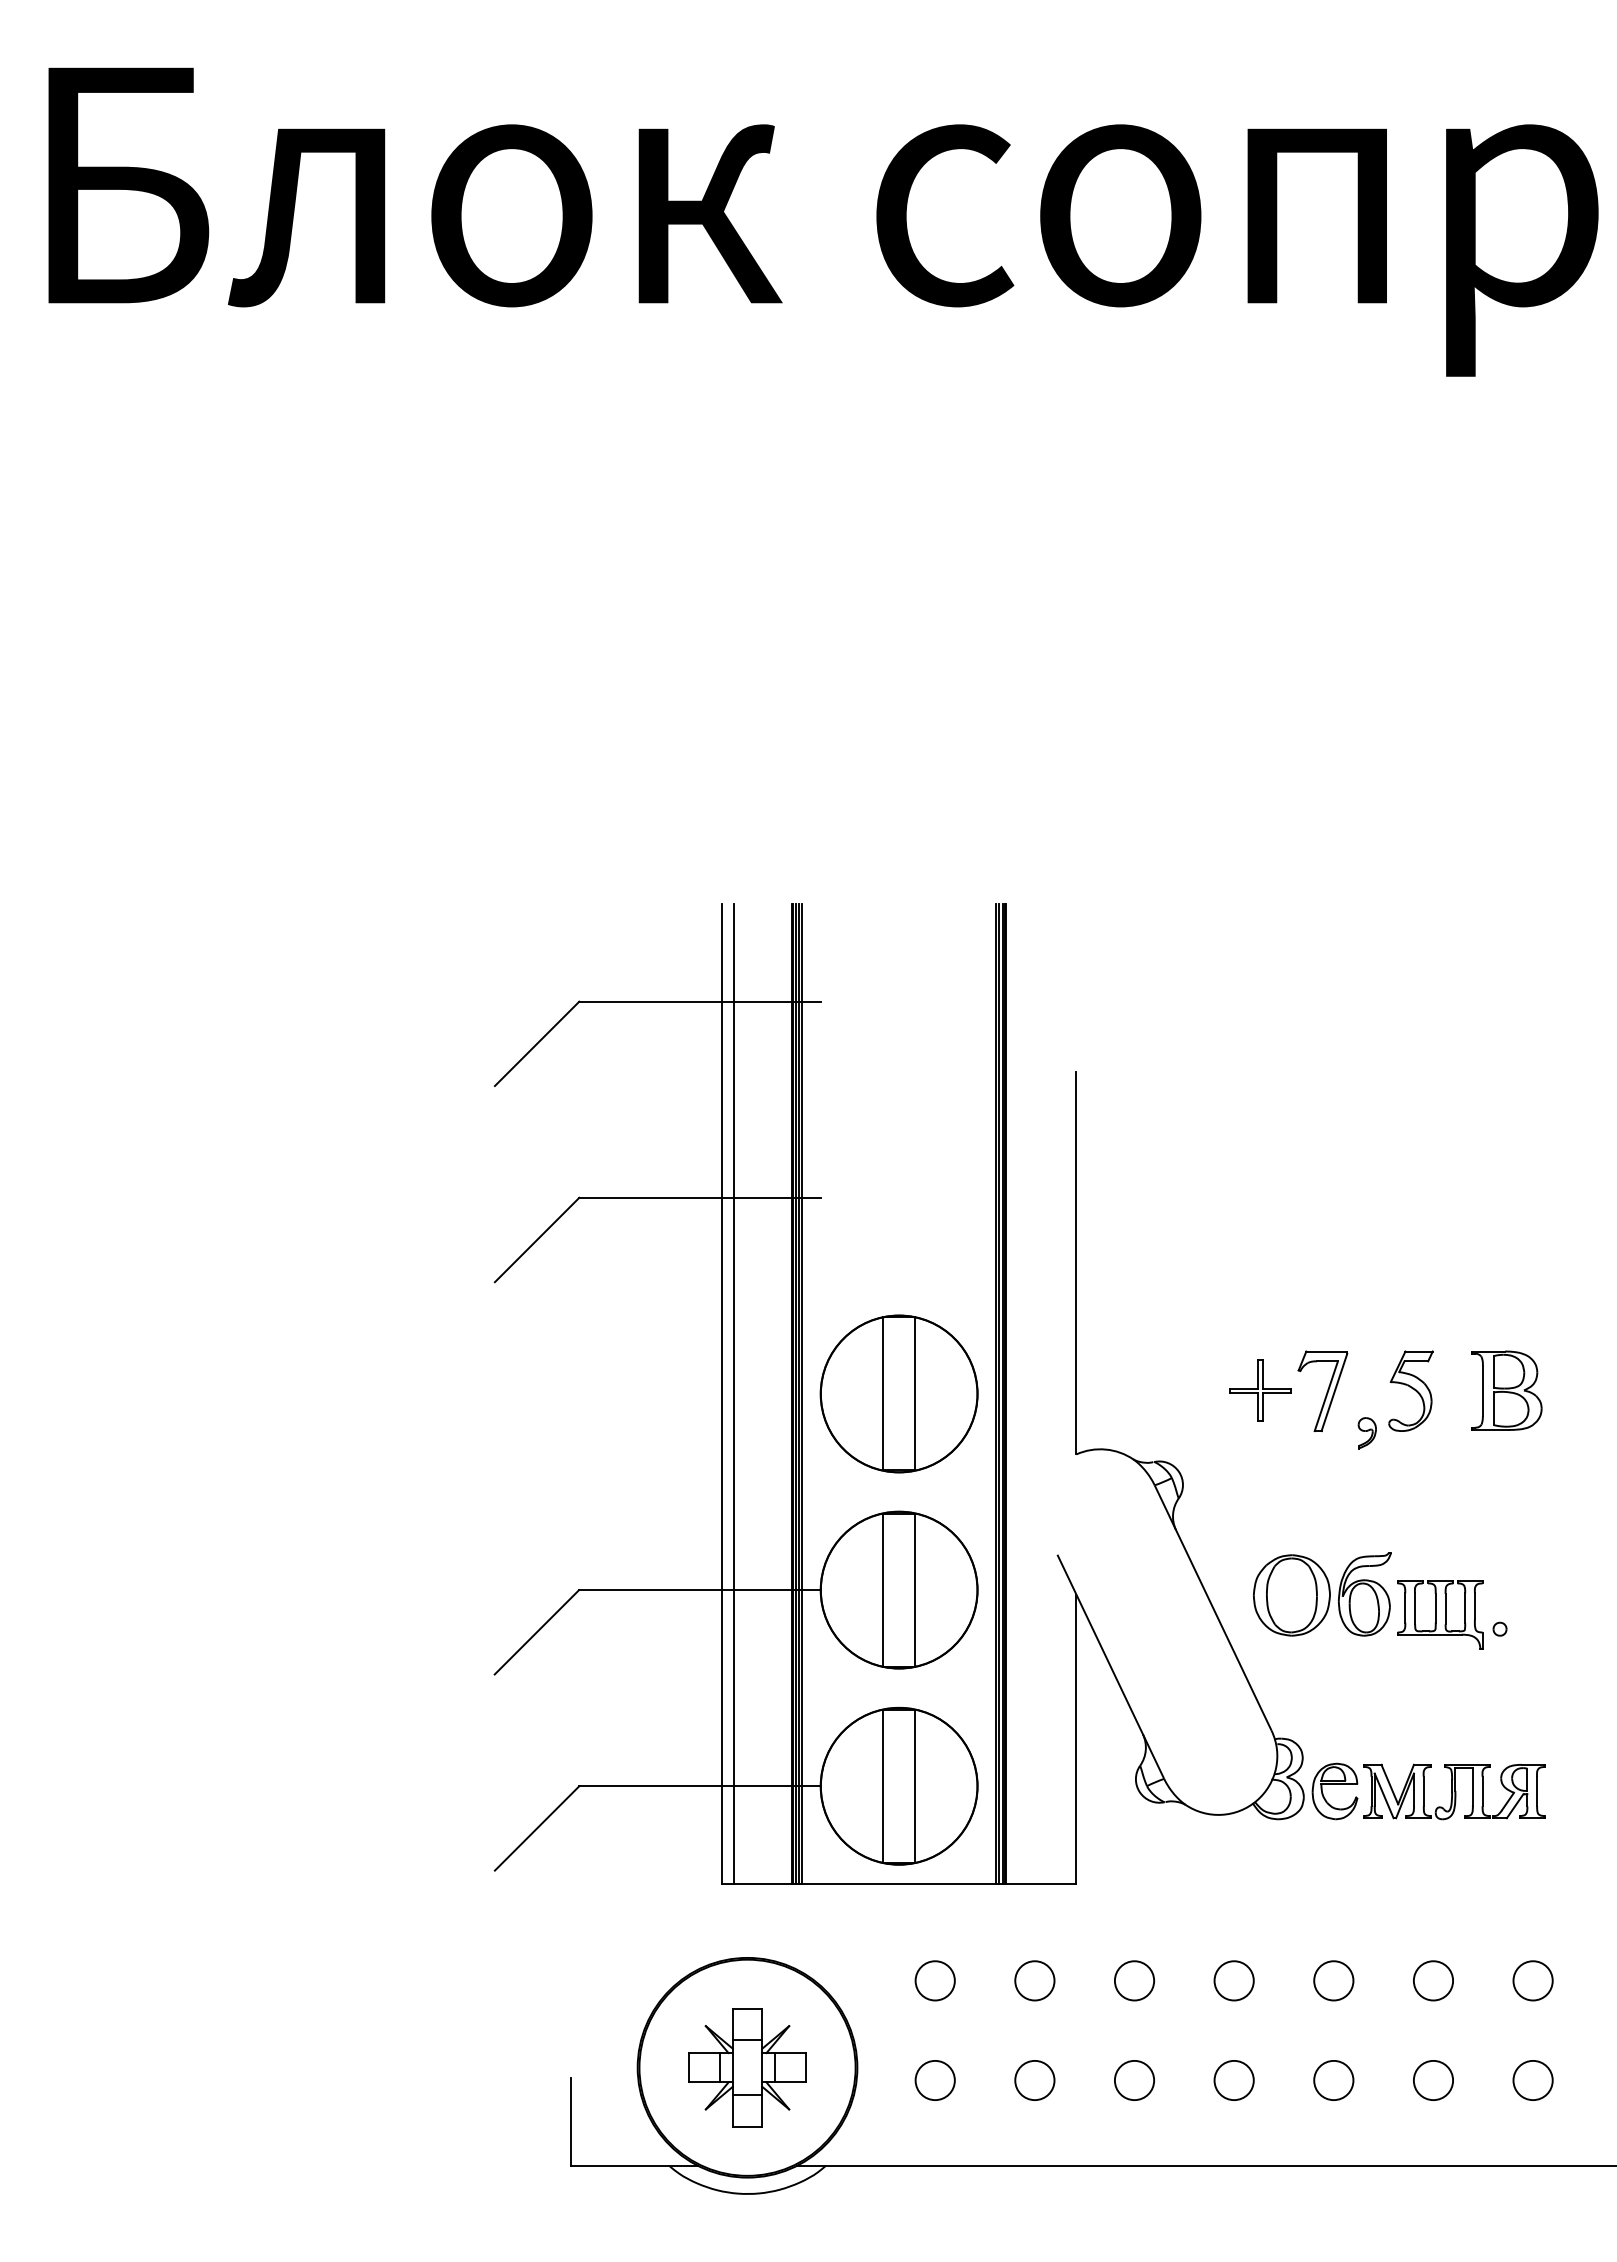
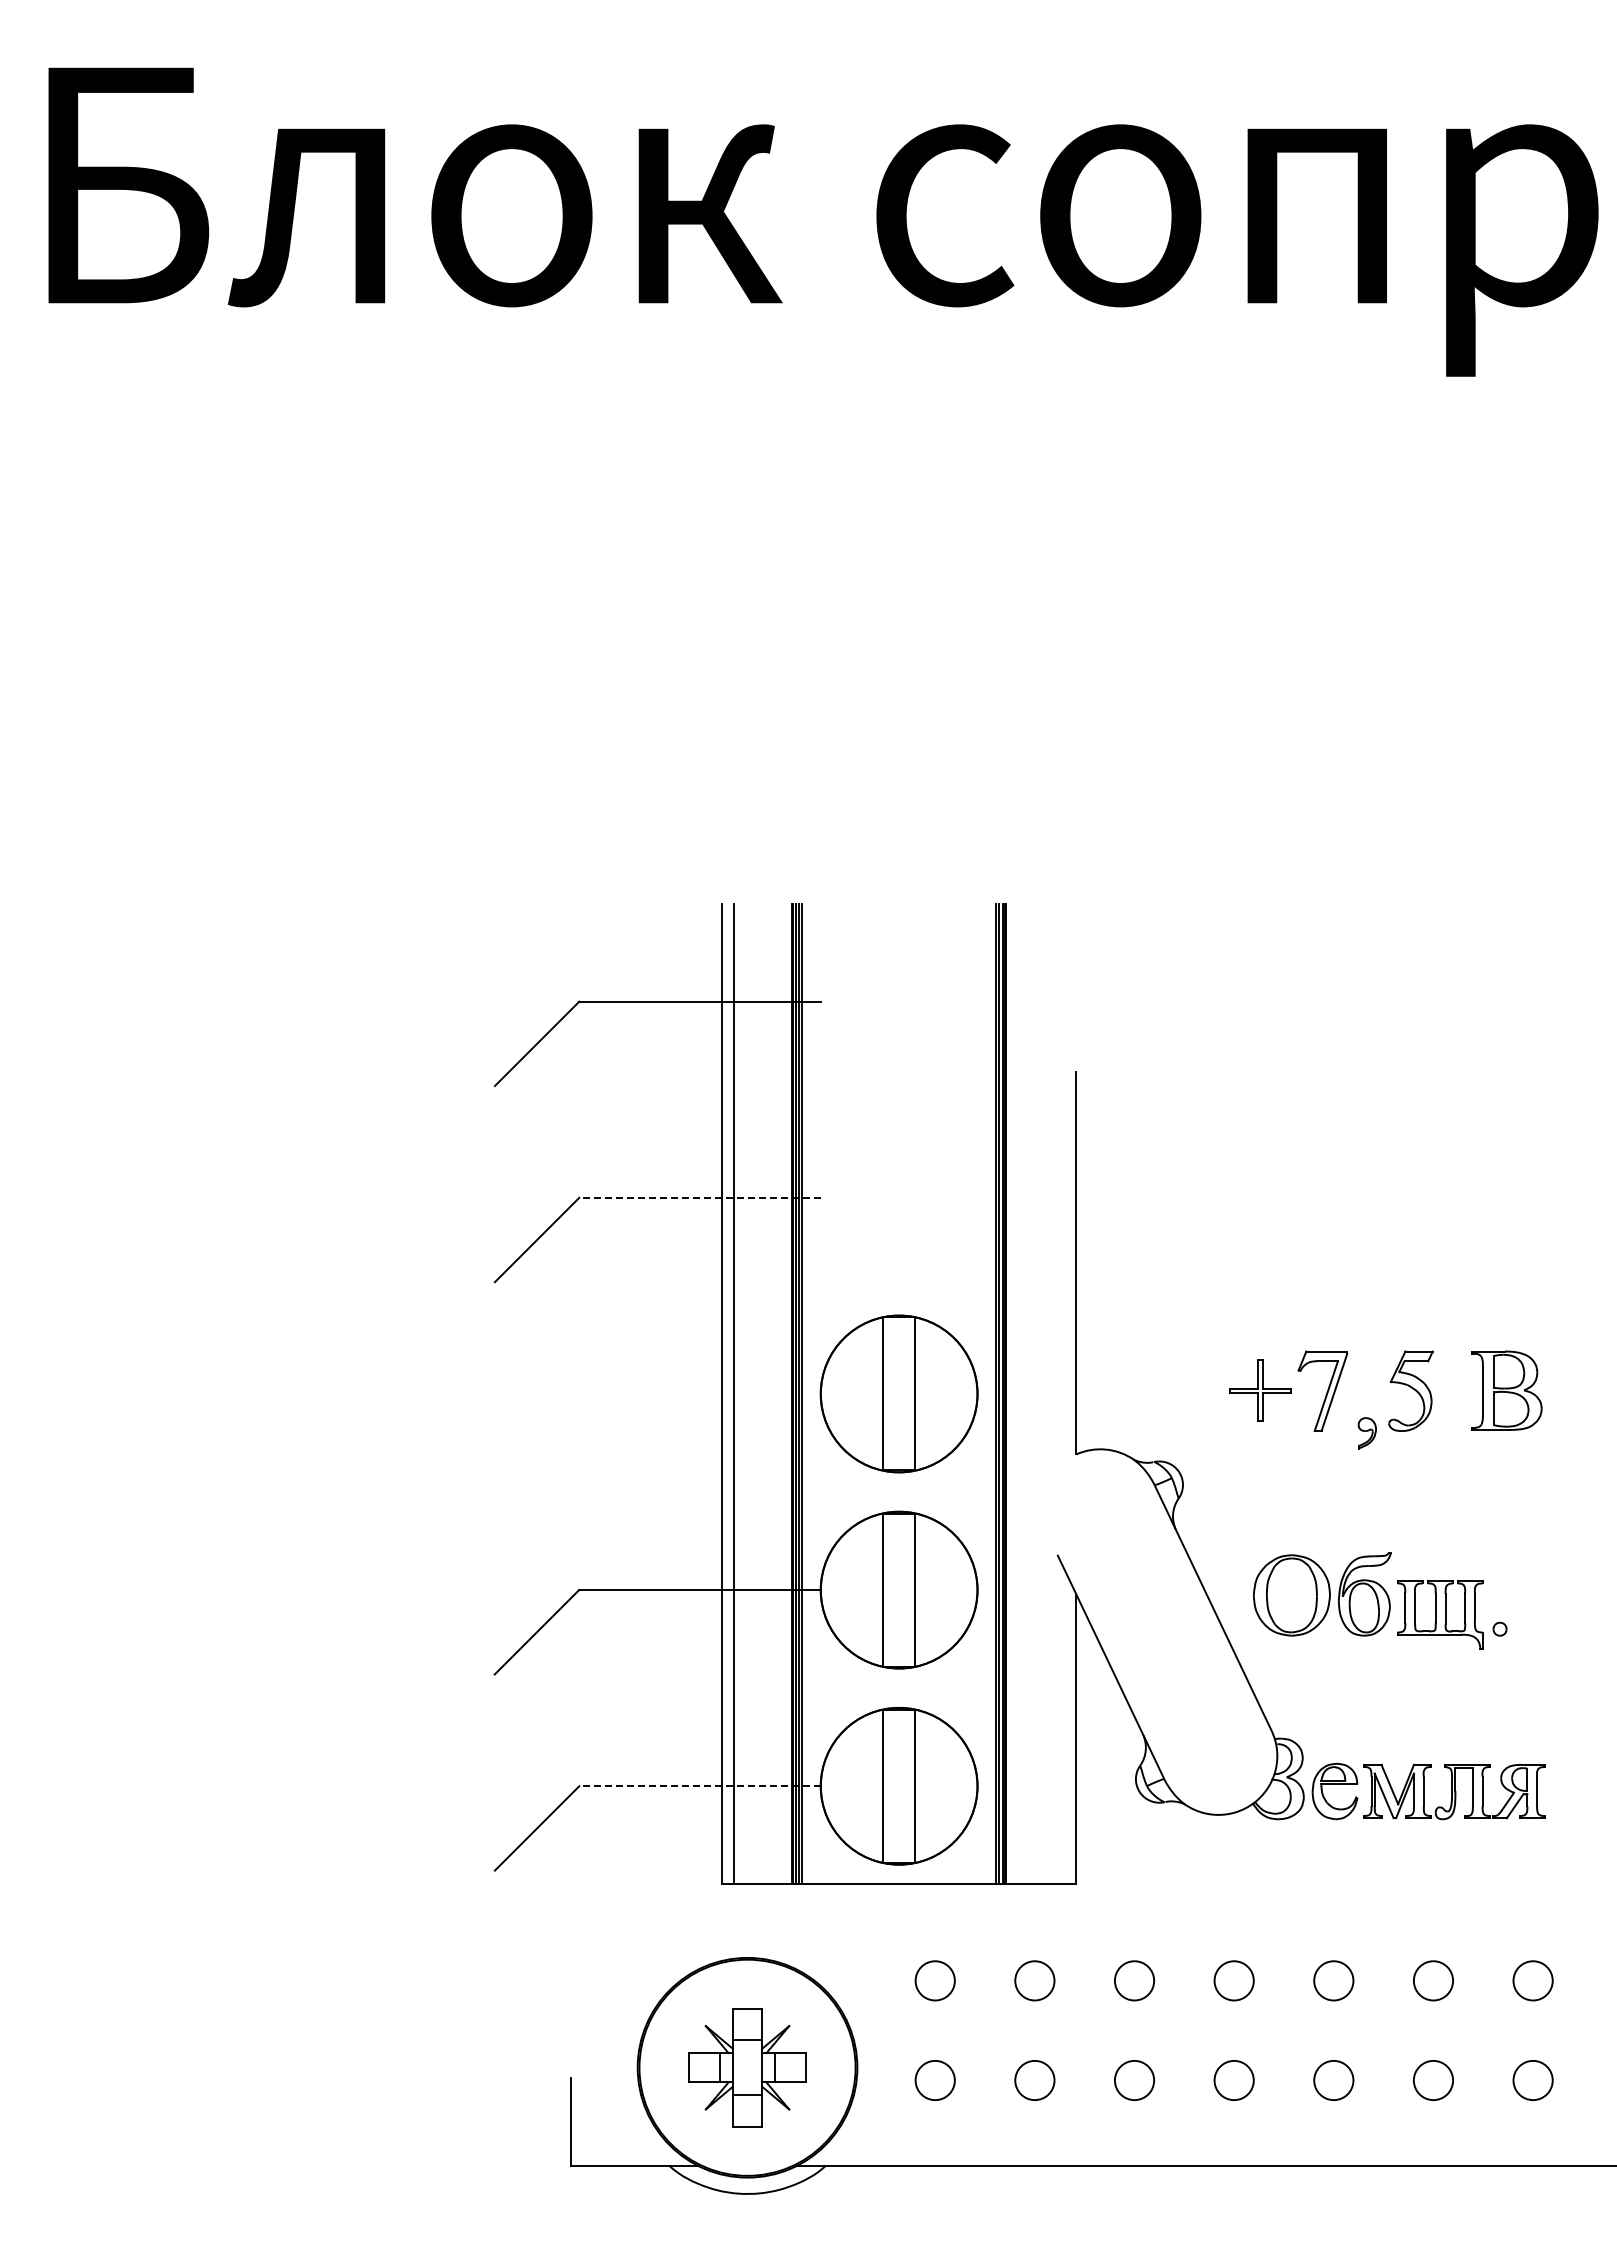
line: solid -> dashed (700, 1197)
line: solid -> dashed (700, 1786)
